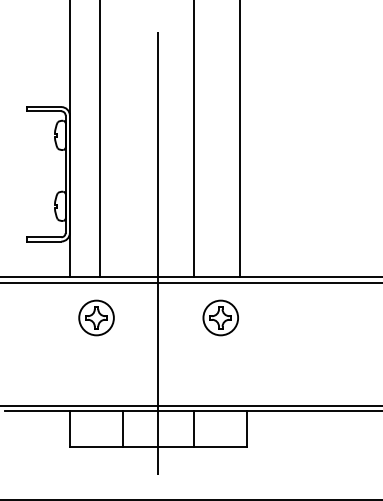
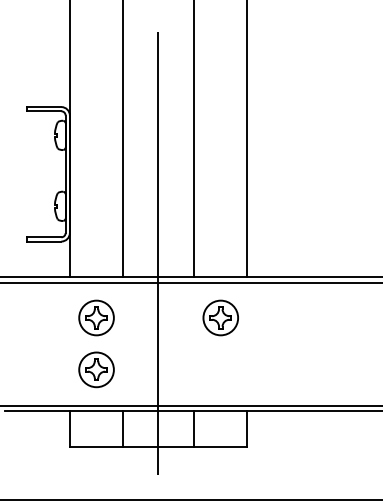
line position: (99, 139) -> (122, 139) (122, 139)
line position: (239, 139) -> (246, 139) (246, 139)
part: none -> present (96, 369)
